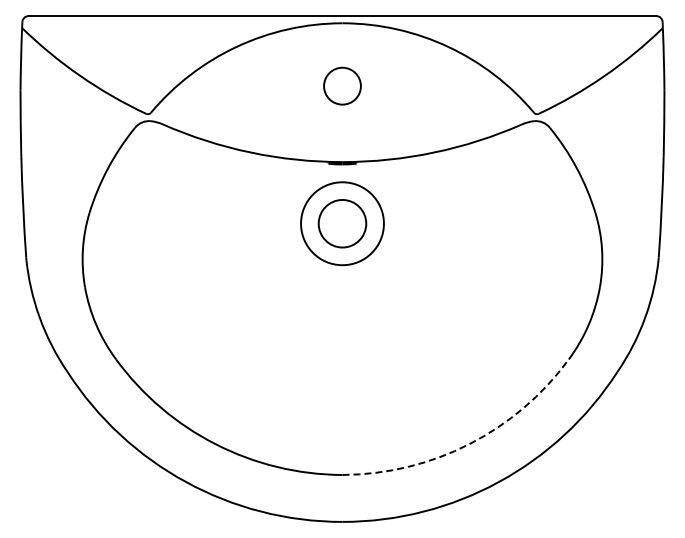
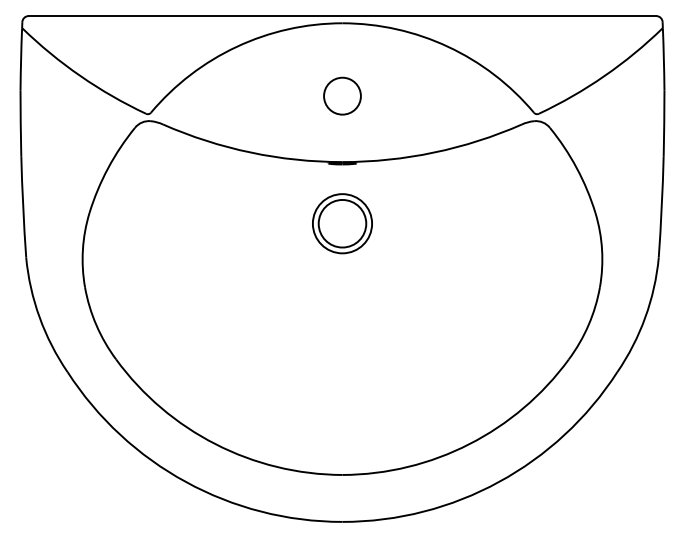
circle position: (342, 85) -> (342, 95) (342, 95)
circle diameter: 83 px -> 59 px (342, 223)
arc: dashed -> solid (469, 444)
